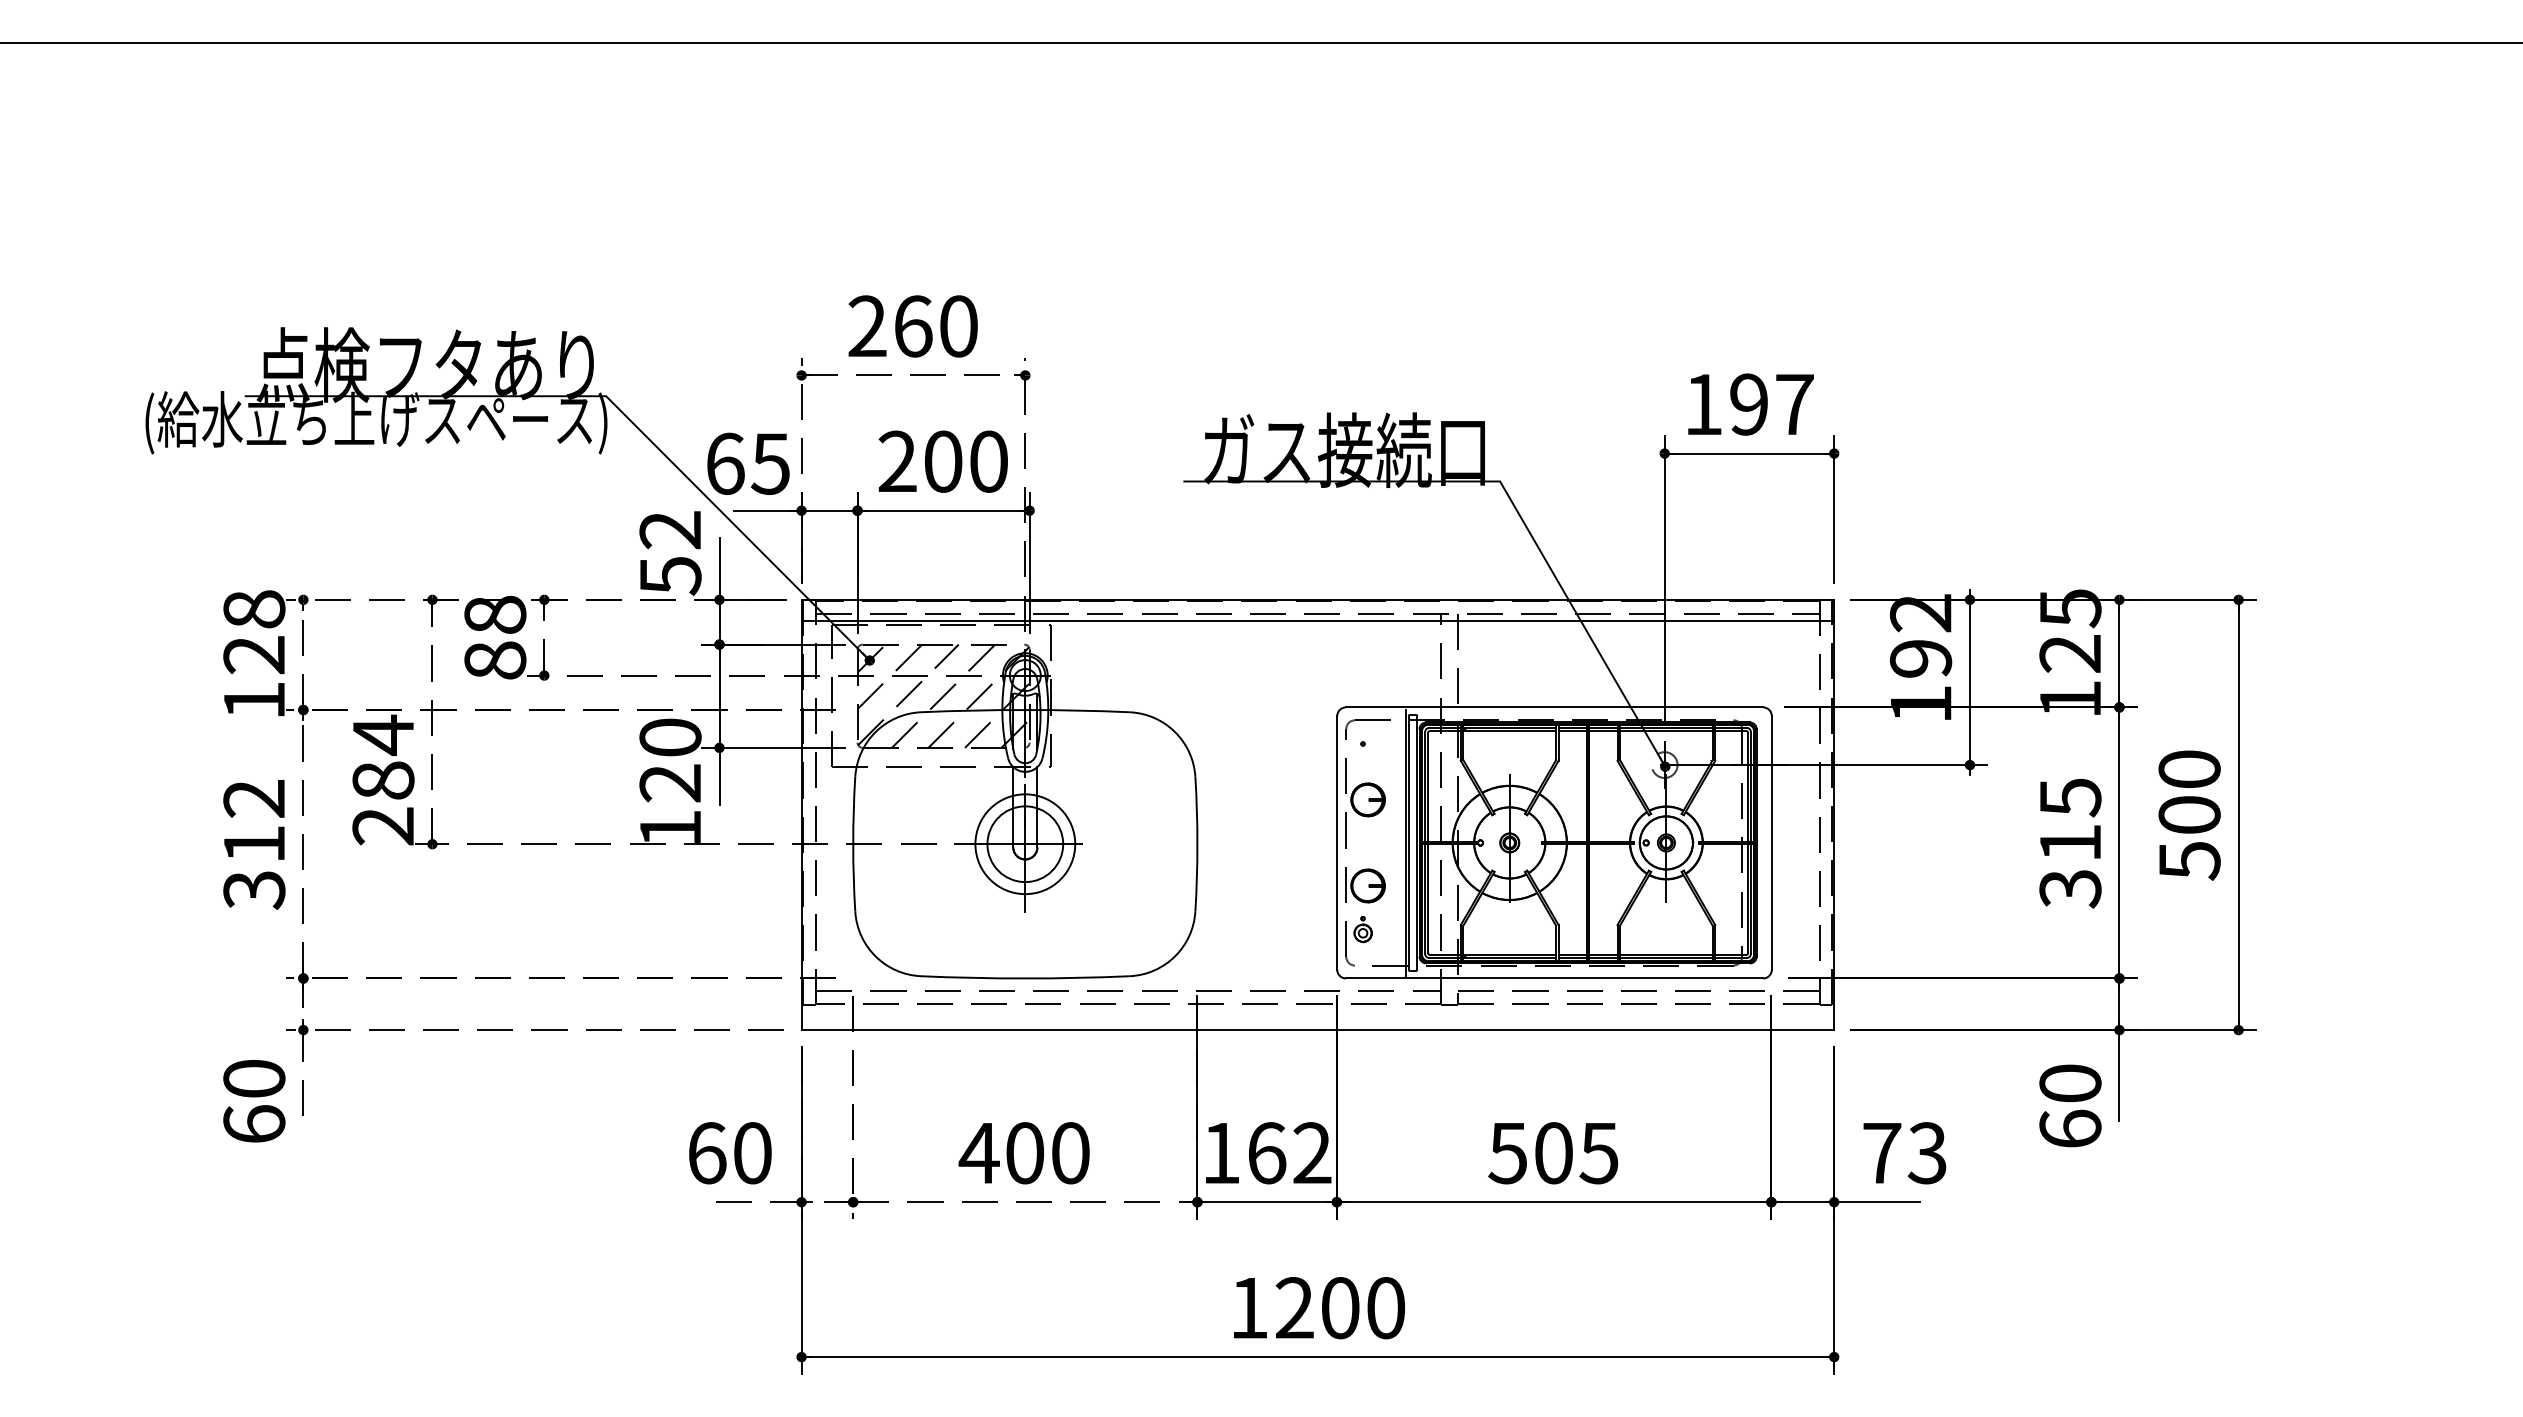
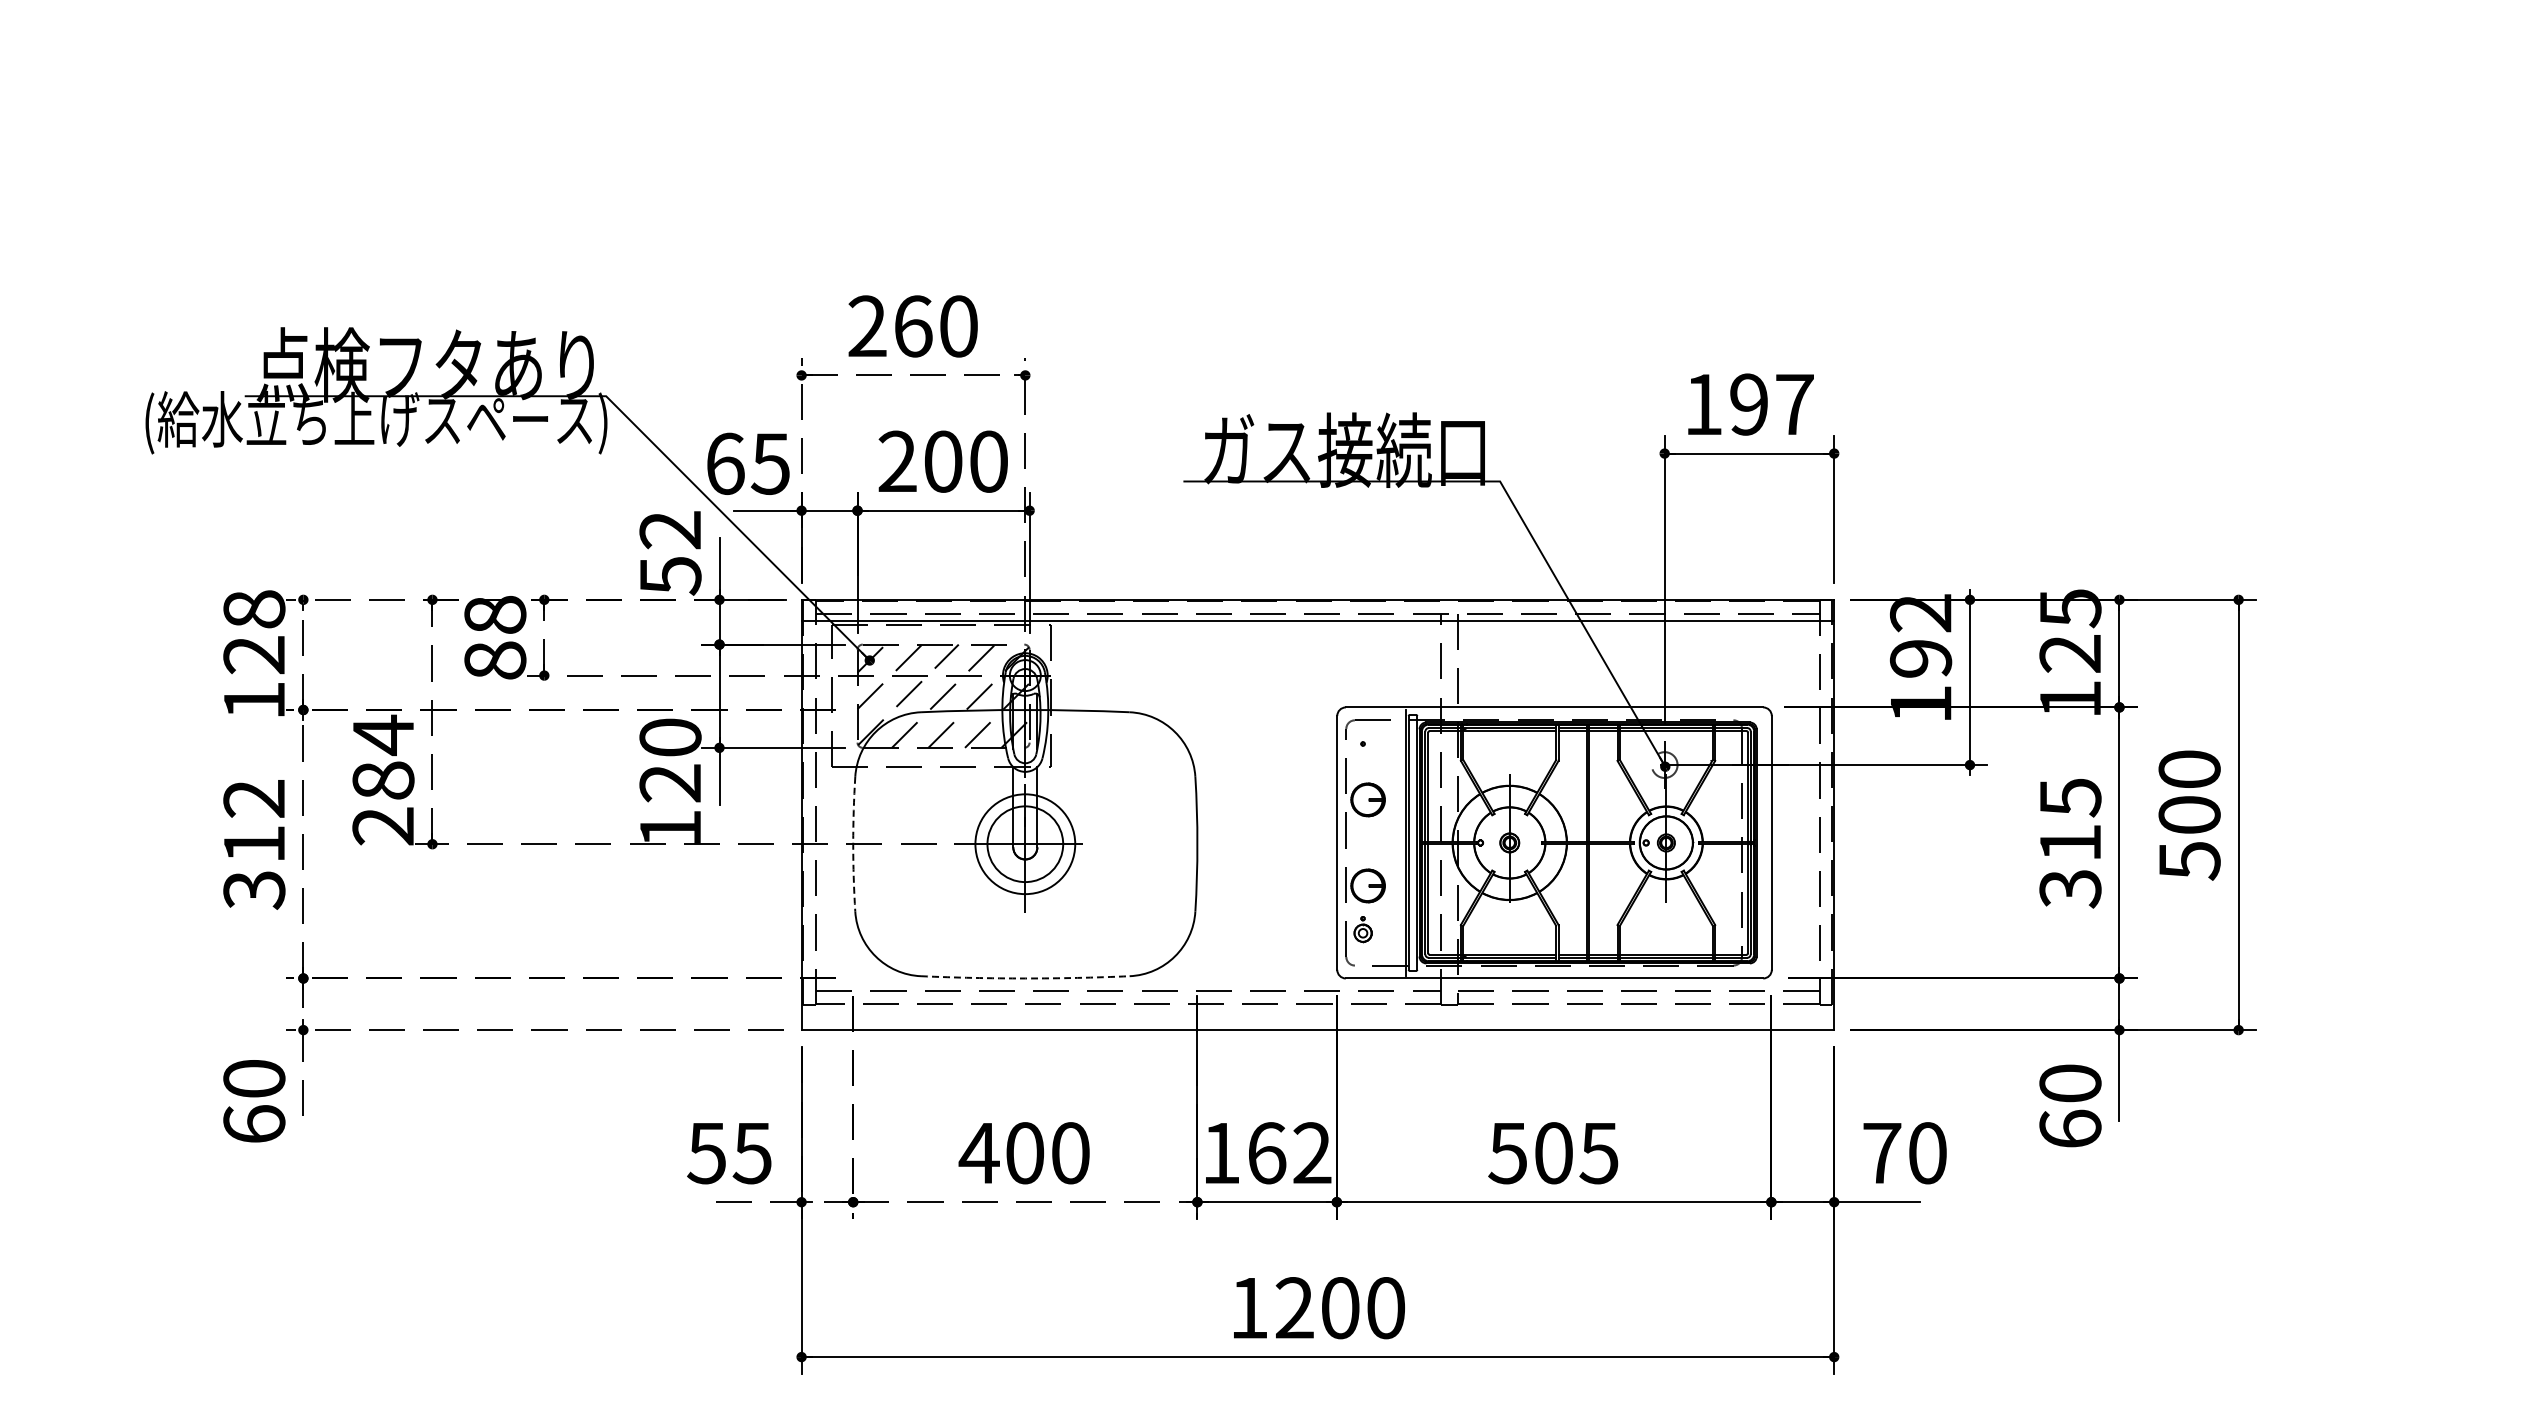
line: present -> none (1260, 42)
arc: solid -> dashed (853, 844)
arc: solid -> dashed (1025, 978)
text: 60 -> 55 (729, 1153)
text: 73 -> 70 (1926, 1153)
